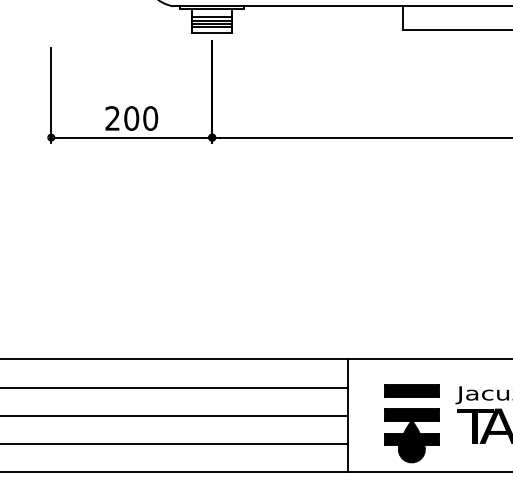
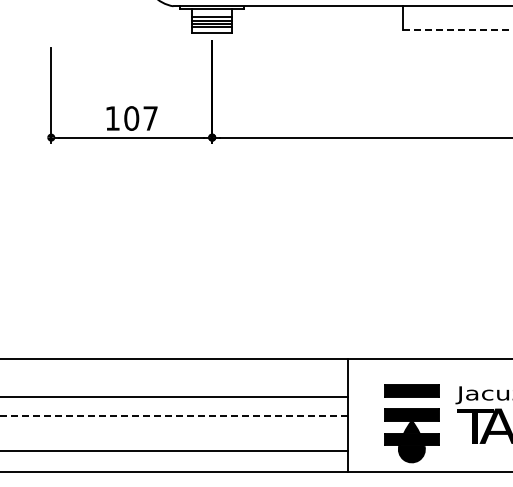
line: solid -> dashed (457, 30)
text: 200 -> 107 (131, 118)
line position: (174, 387) -> (174, 396) (174, 396)
line: solid -> dashed (173, 415)
line position: (174, 443) -> (174, 450) (174, 450)
